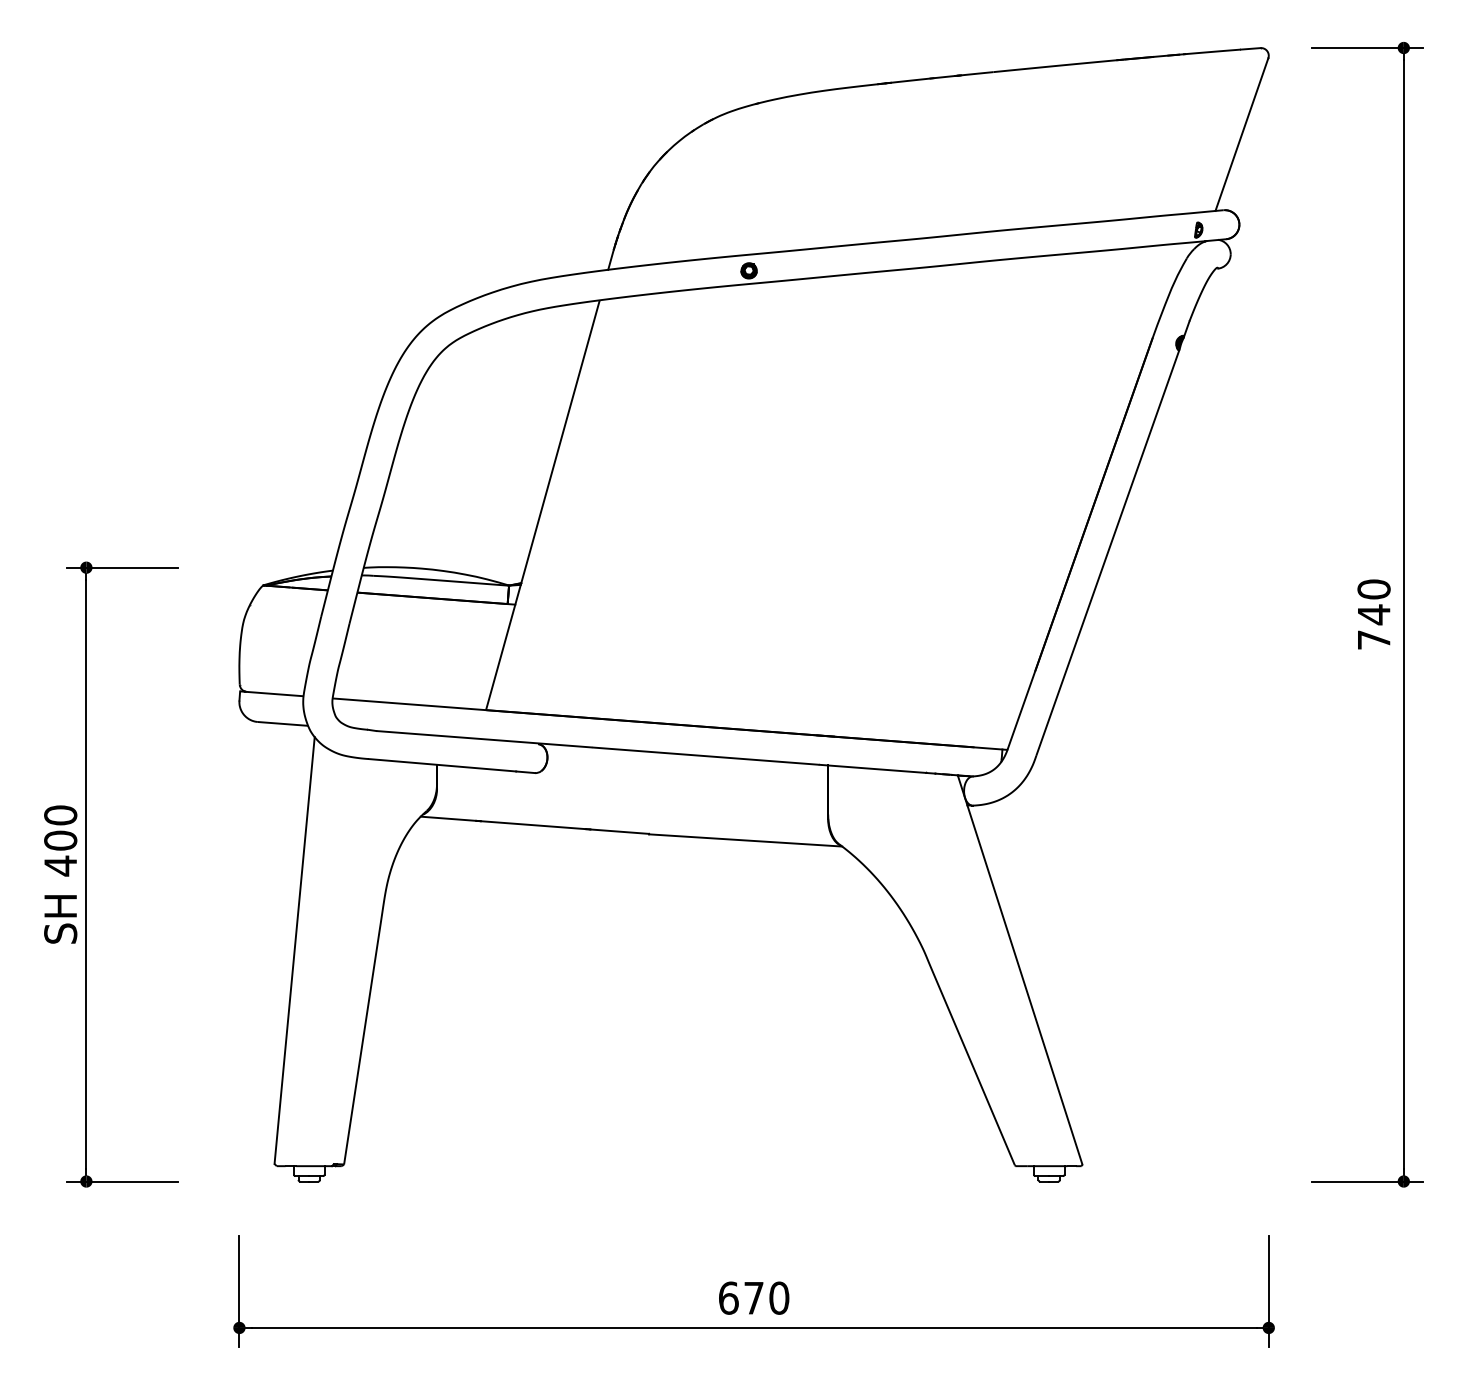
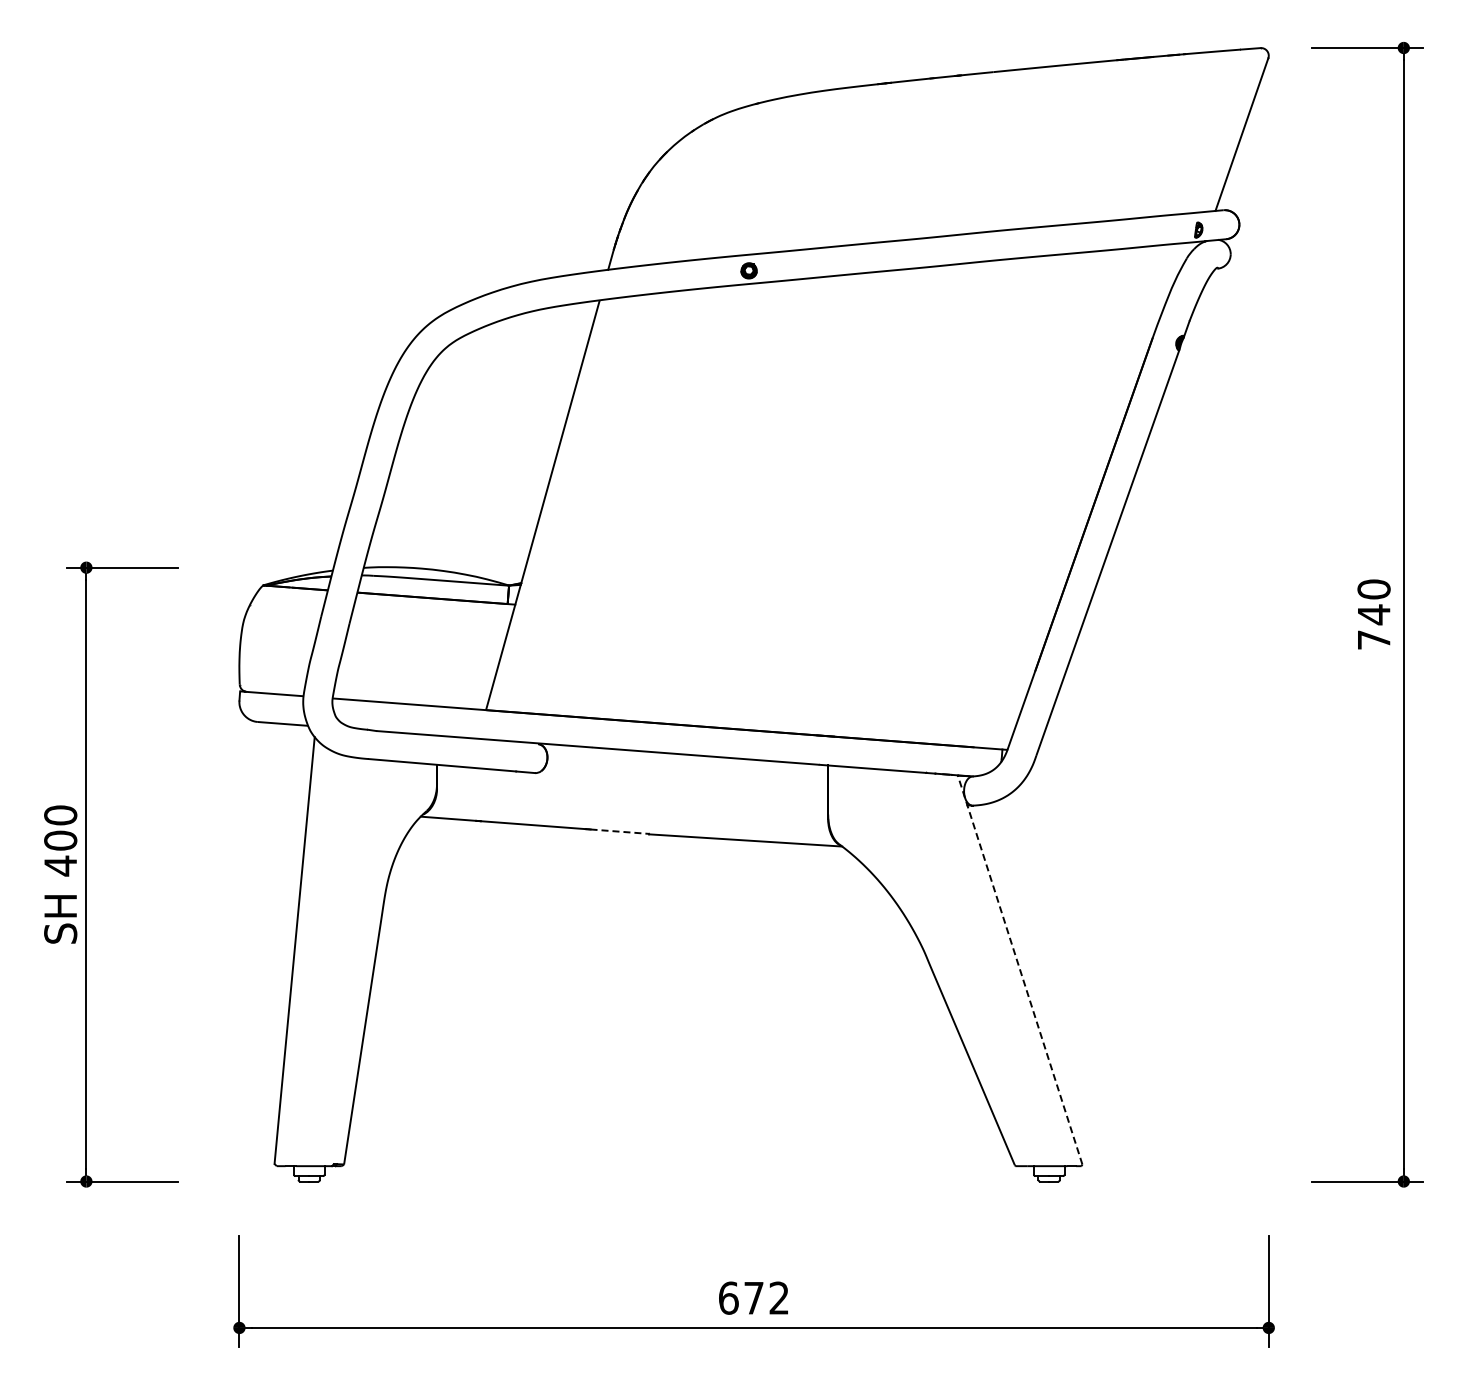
line: solid -> dashed (620, 831)
line: solid -> dashed (1019, 969)
text: 670 -> 672 (779, 1297)
